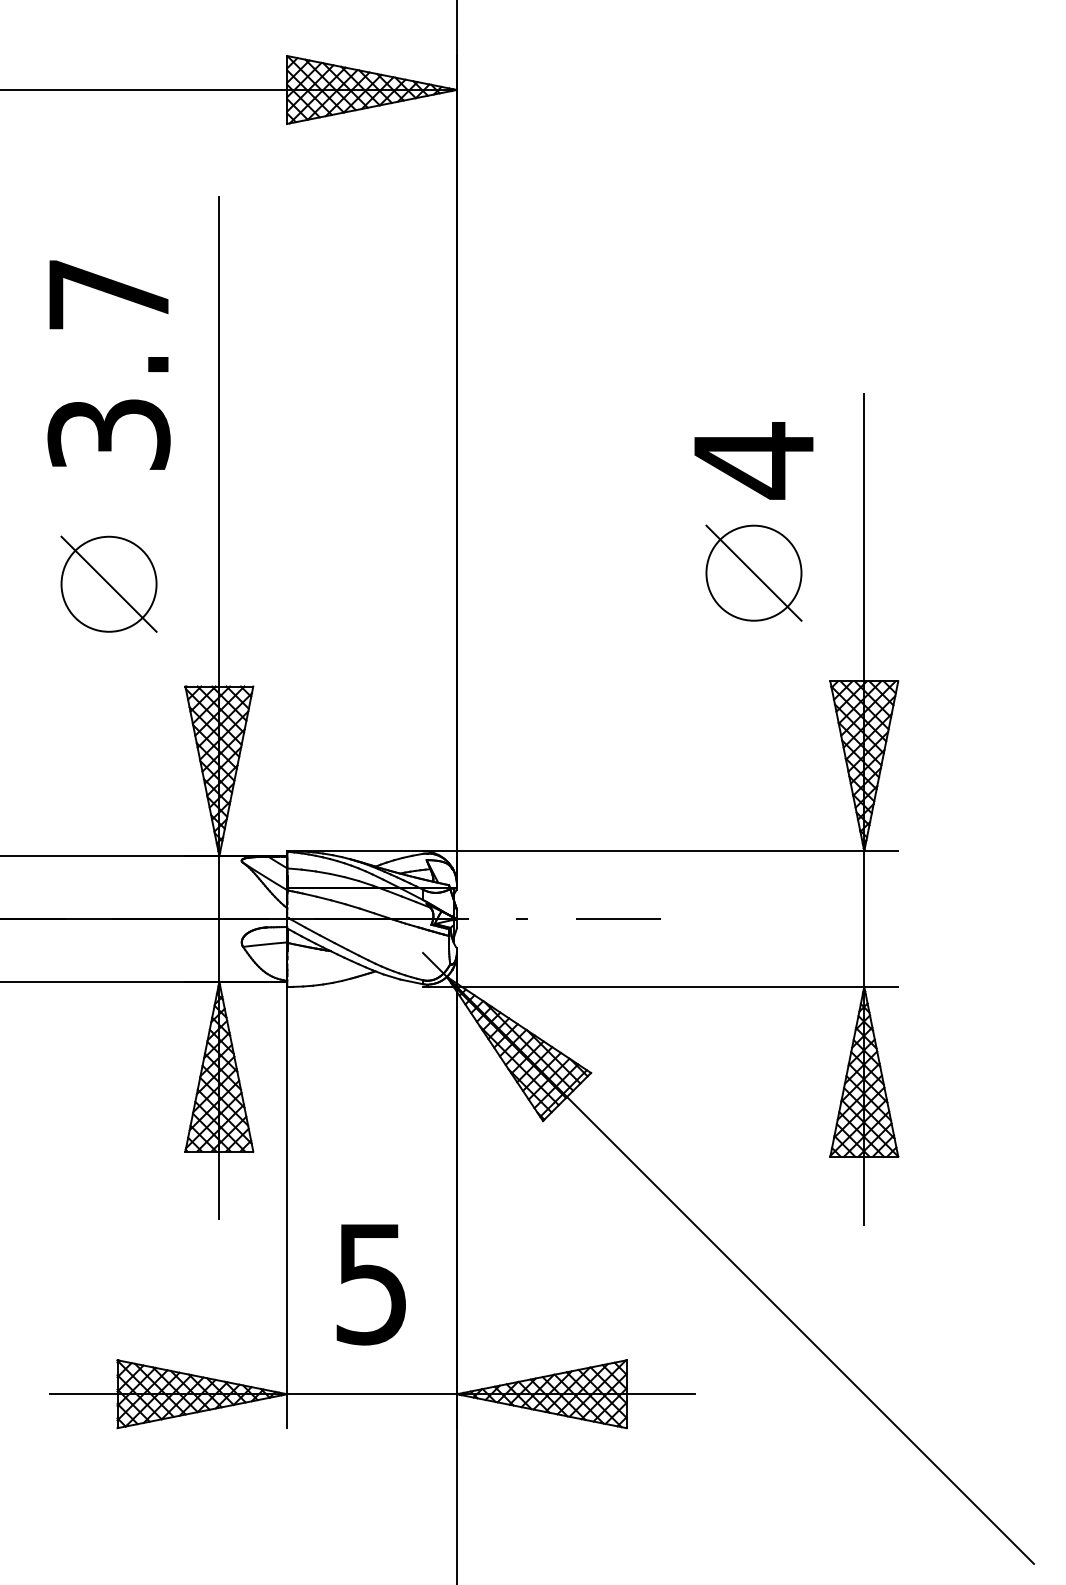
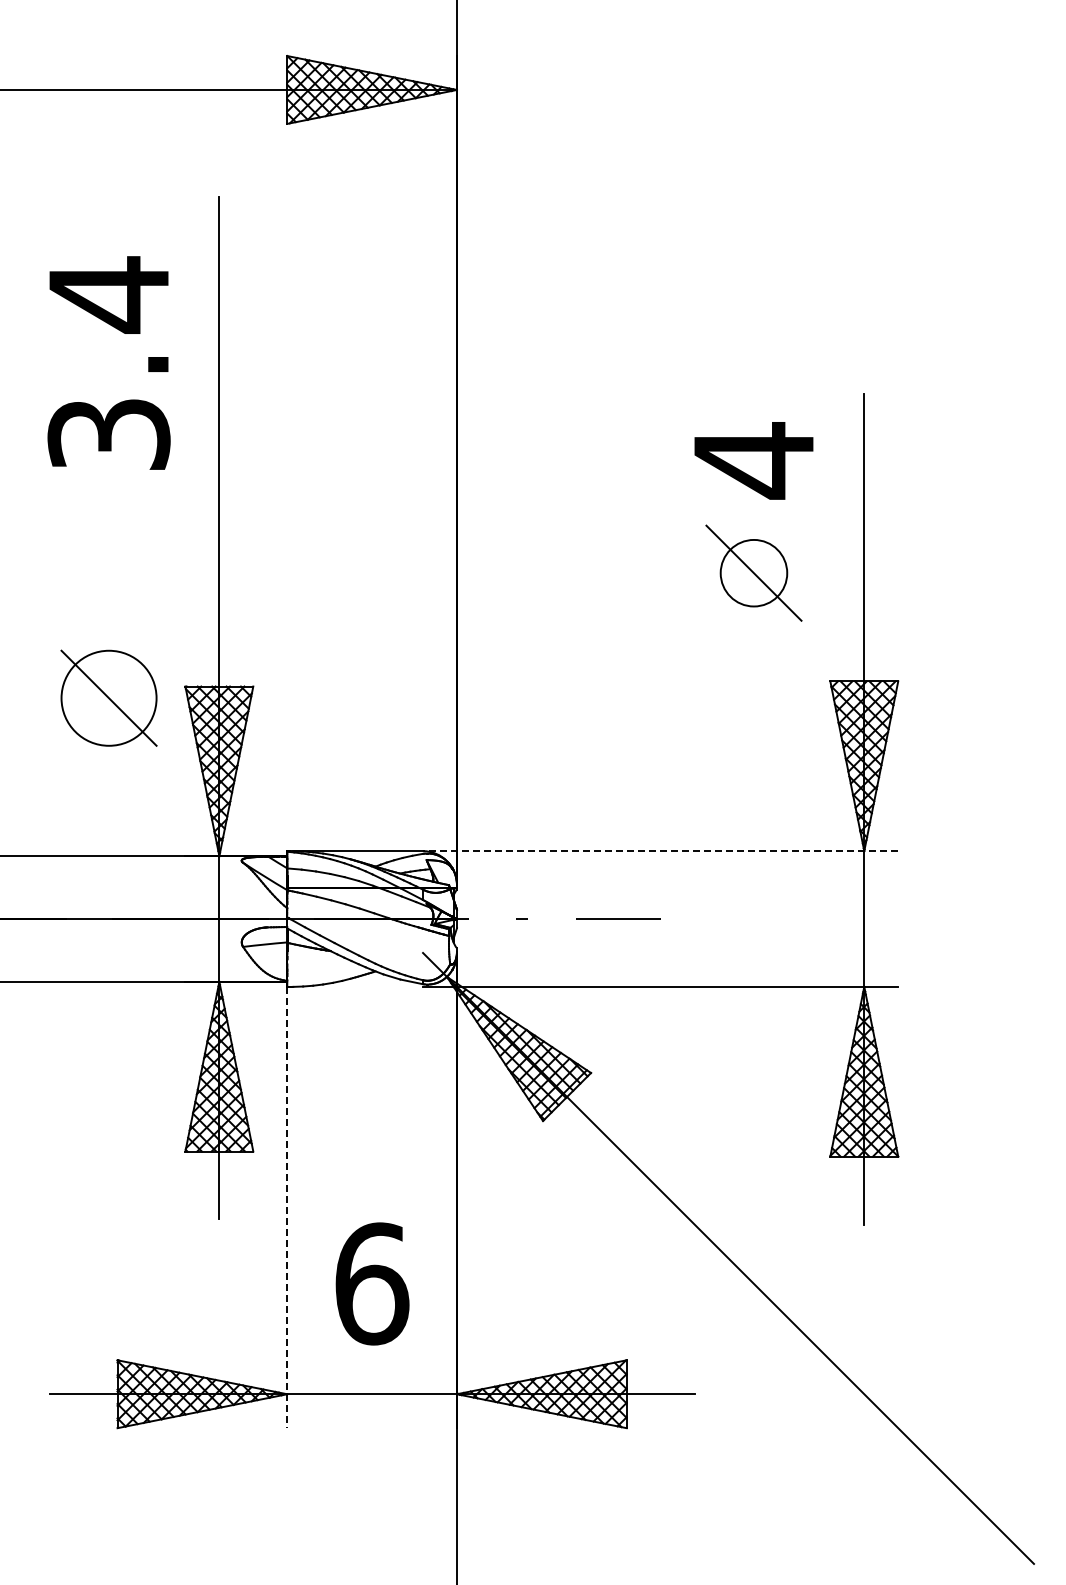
text: 3.7 -> 3.4 (108, 294)
circle diameter: 95 px -> 67 px (753, 572)
part position: (108, 583) -> (108, 697) (108, 697)
line: solid -> dashed (660, 851)
line: solid -> dashed (287, 1207)
text: 5 -> 6 (372, 1283)
